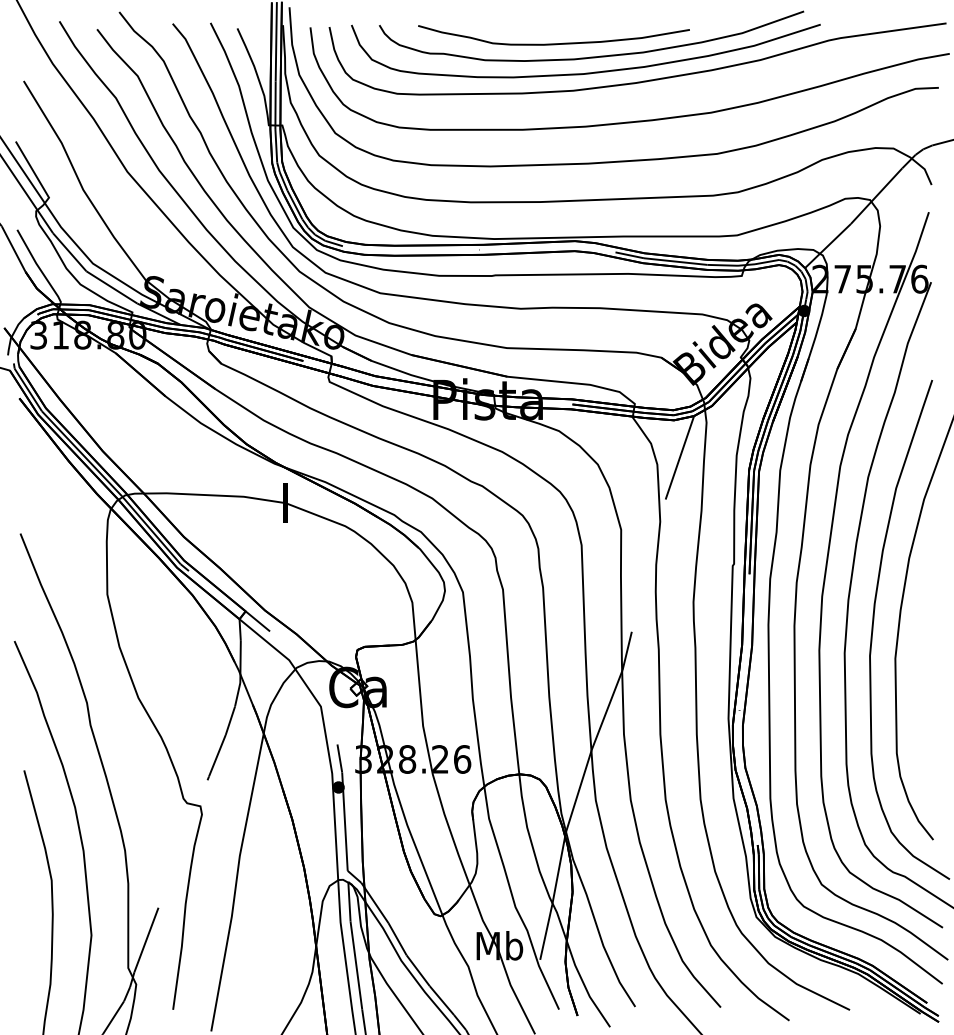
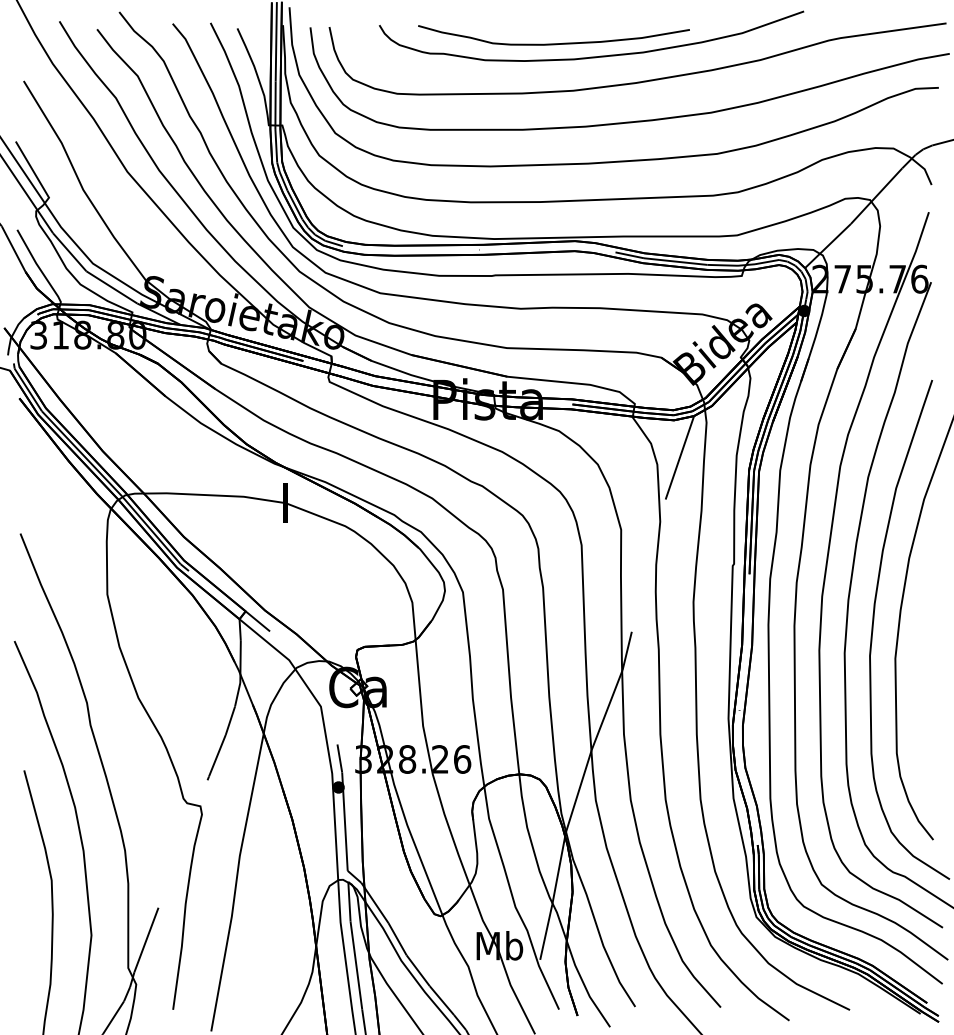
curve: present -> none (585, 72)
